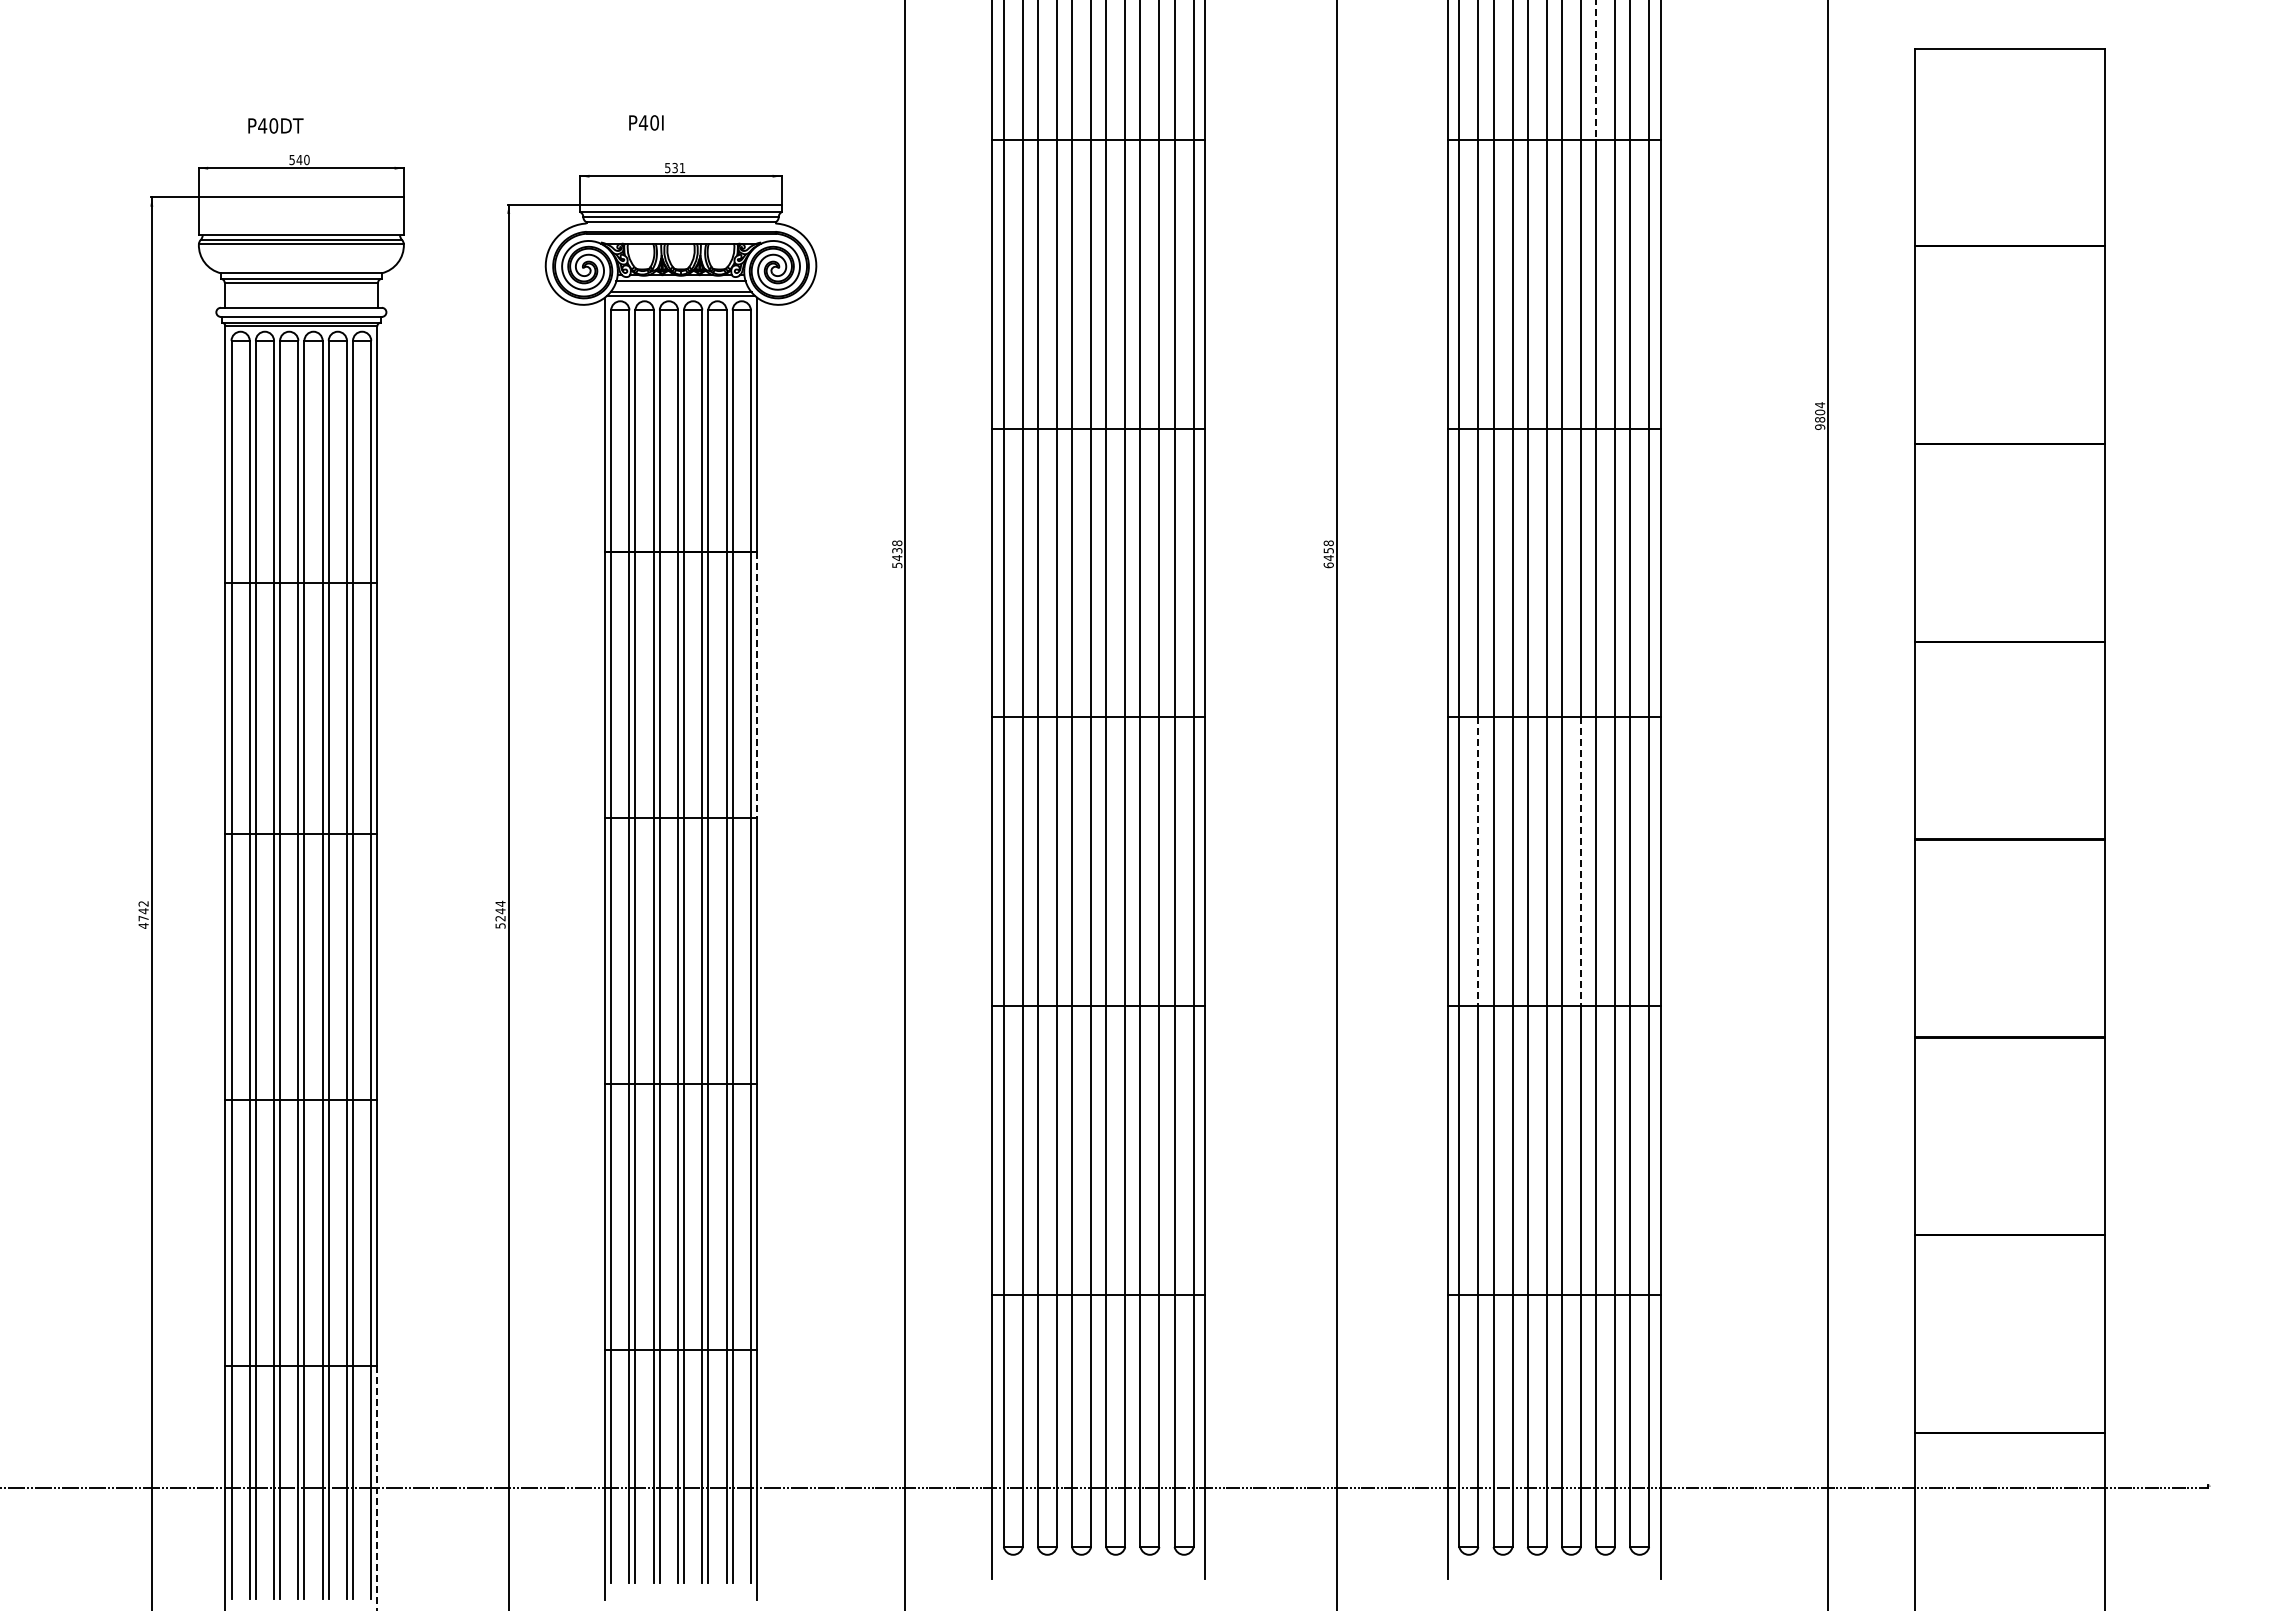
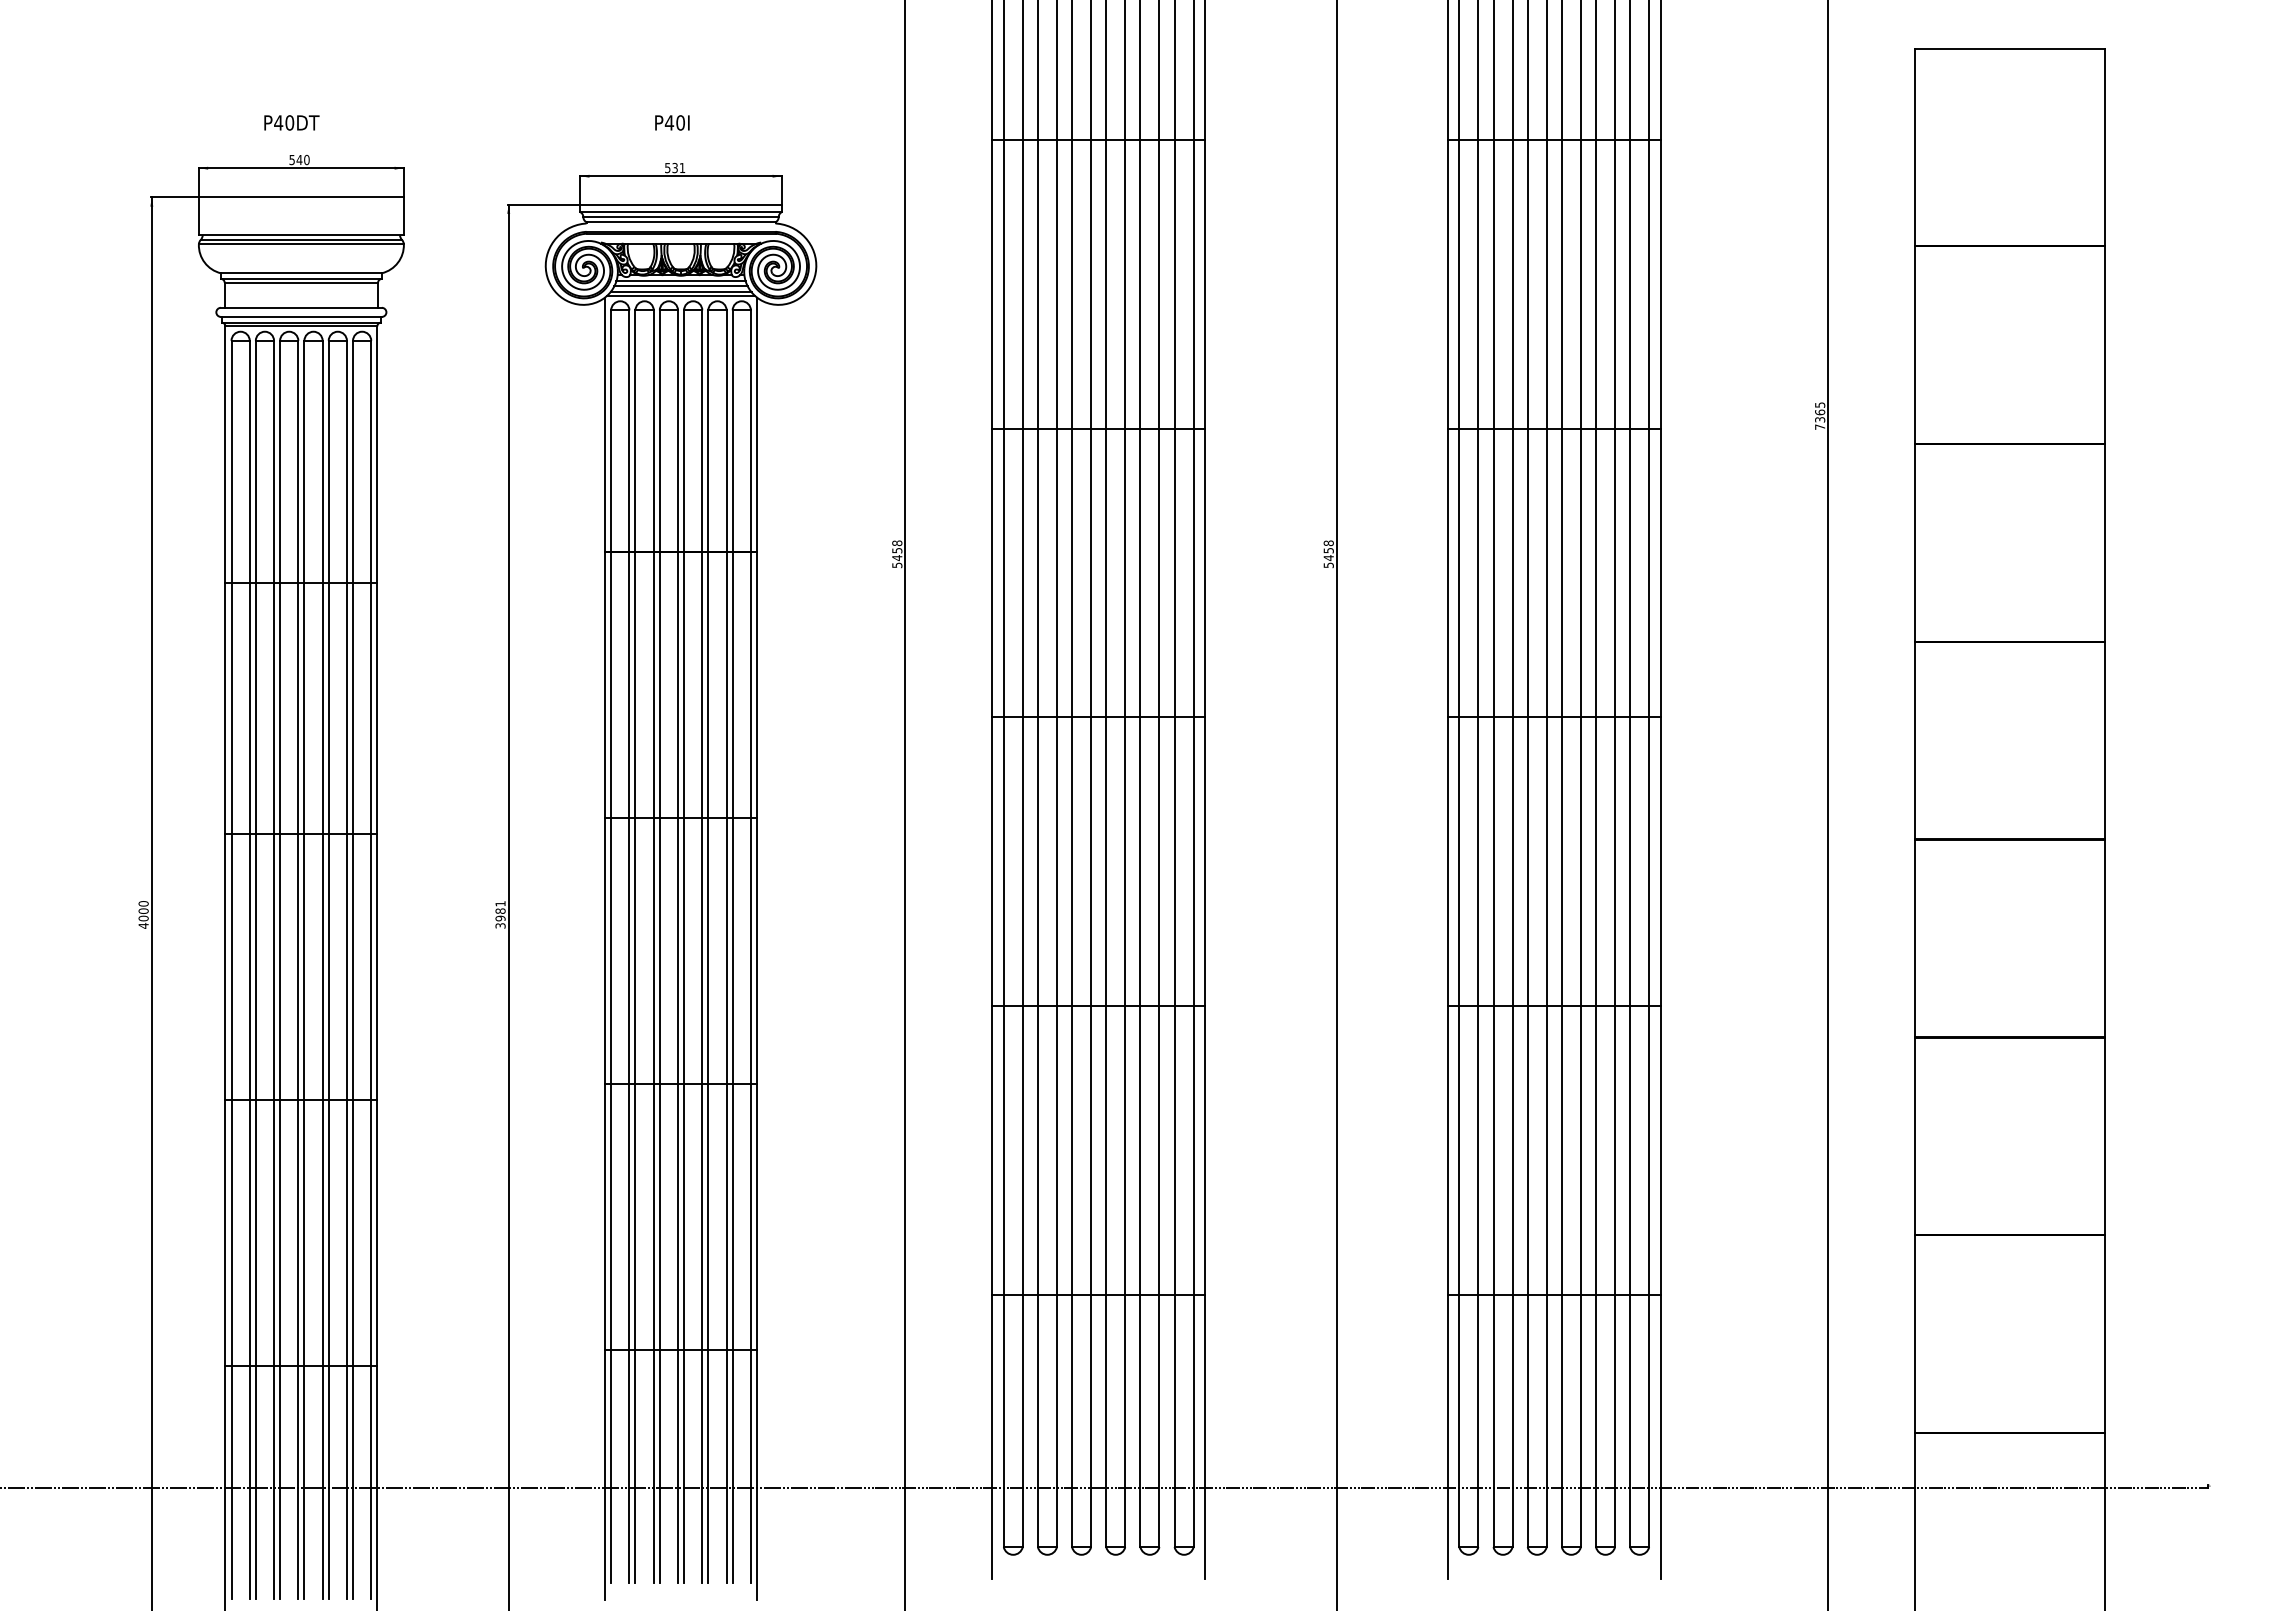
line: dashed -> solid (1596, 70)
text position: (646, 122) -> (672, 122) (672, 122)
text position: (275, 125) -> (291, 122) (291, 122)
line: none -> present (680, 286)
text: 9804 -> 7365 (1820, 416)
text: 5438 -> 5458 (896, 550)
text: 6458 -> 5458 (1328, 565)
line: dashed -> solid (756, 685)
line: dashed -> solid (1478, 862)
line: dashed -> solid (1580, 862)
text: 4742 -> 4000 (143, 911)
text: 5244 -> 3981 (500, 914)
line: dashed -> solid (377, 1488)
